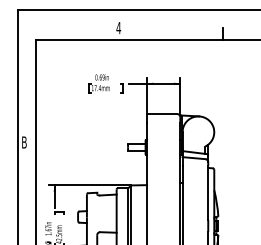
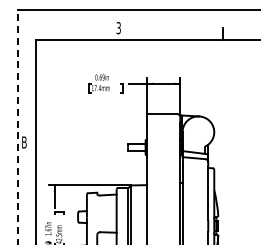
text: 4 -> 3 (118, 28)
line: solid -> dashed (17, 126)
